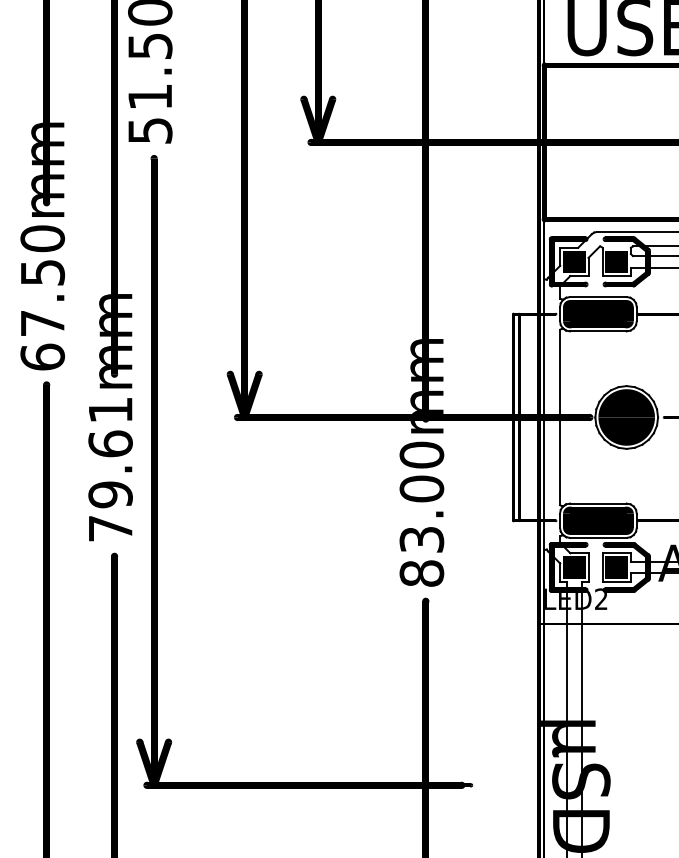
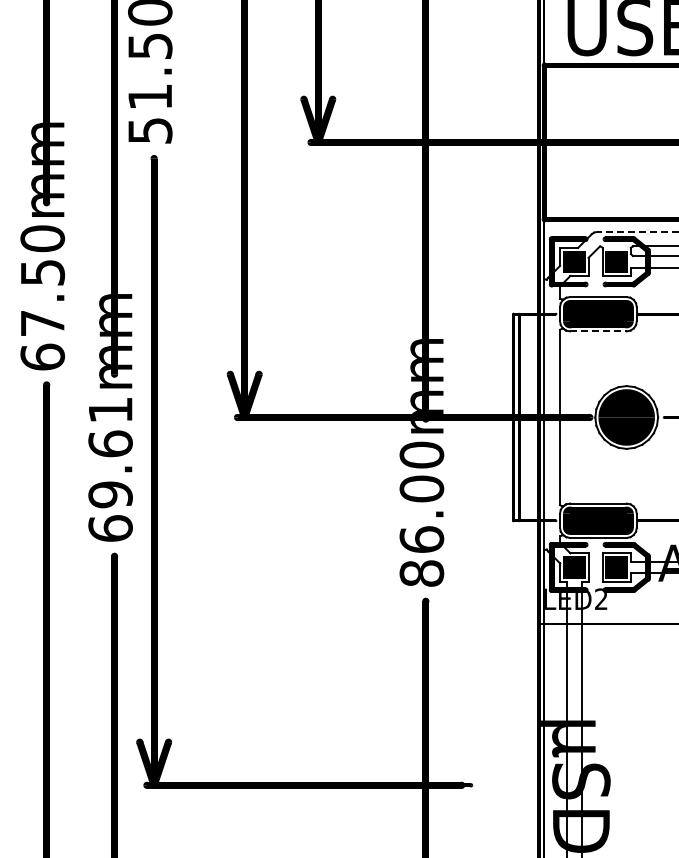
line: solid -> dashed (637, 232)
line: solid -> dashed (598, 331)
text: 79.61mm -> 69.61mm (110, 528)
text: 83.00mm -> 86.00mm (421, 539)
